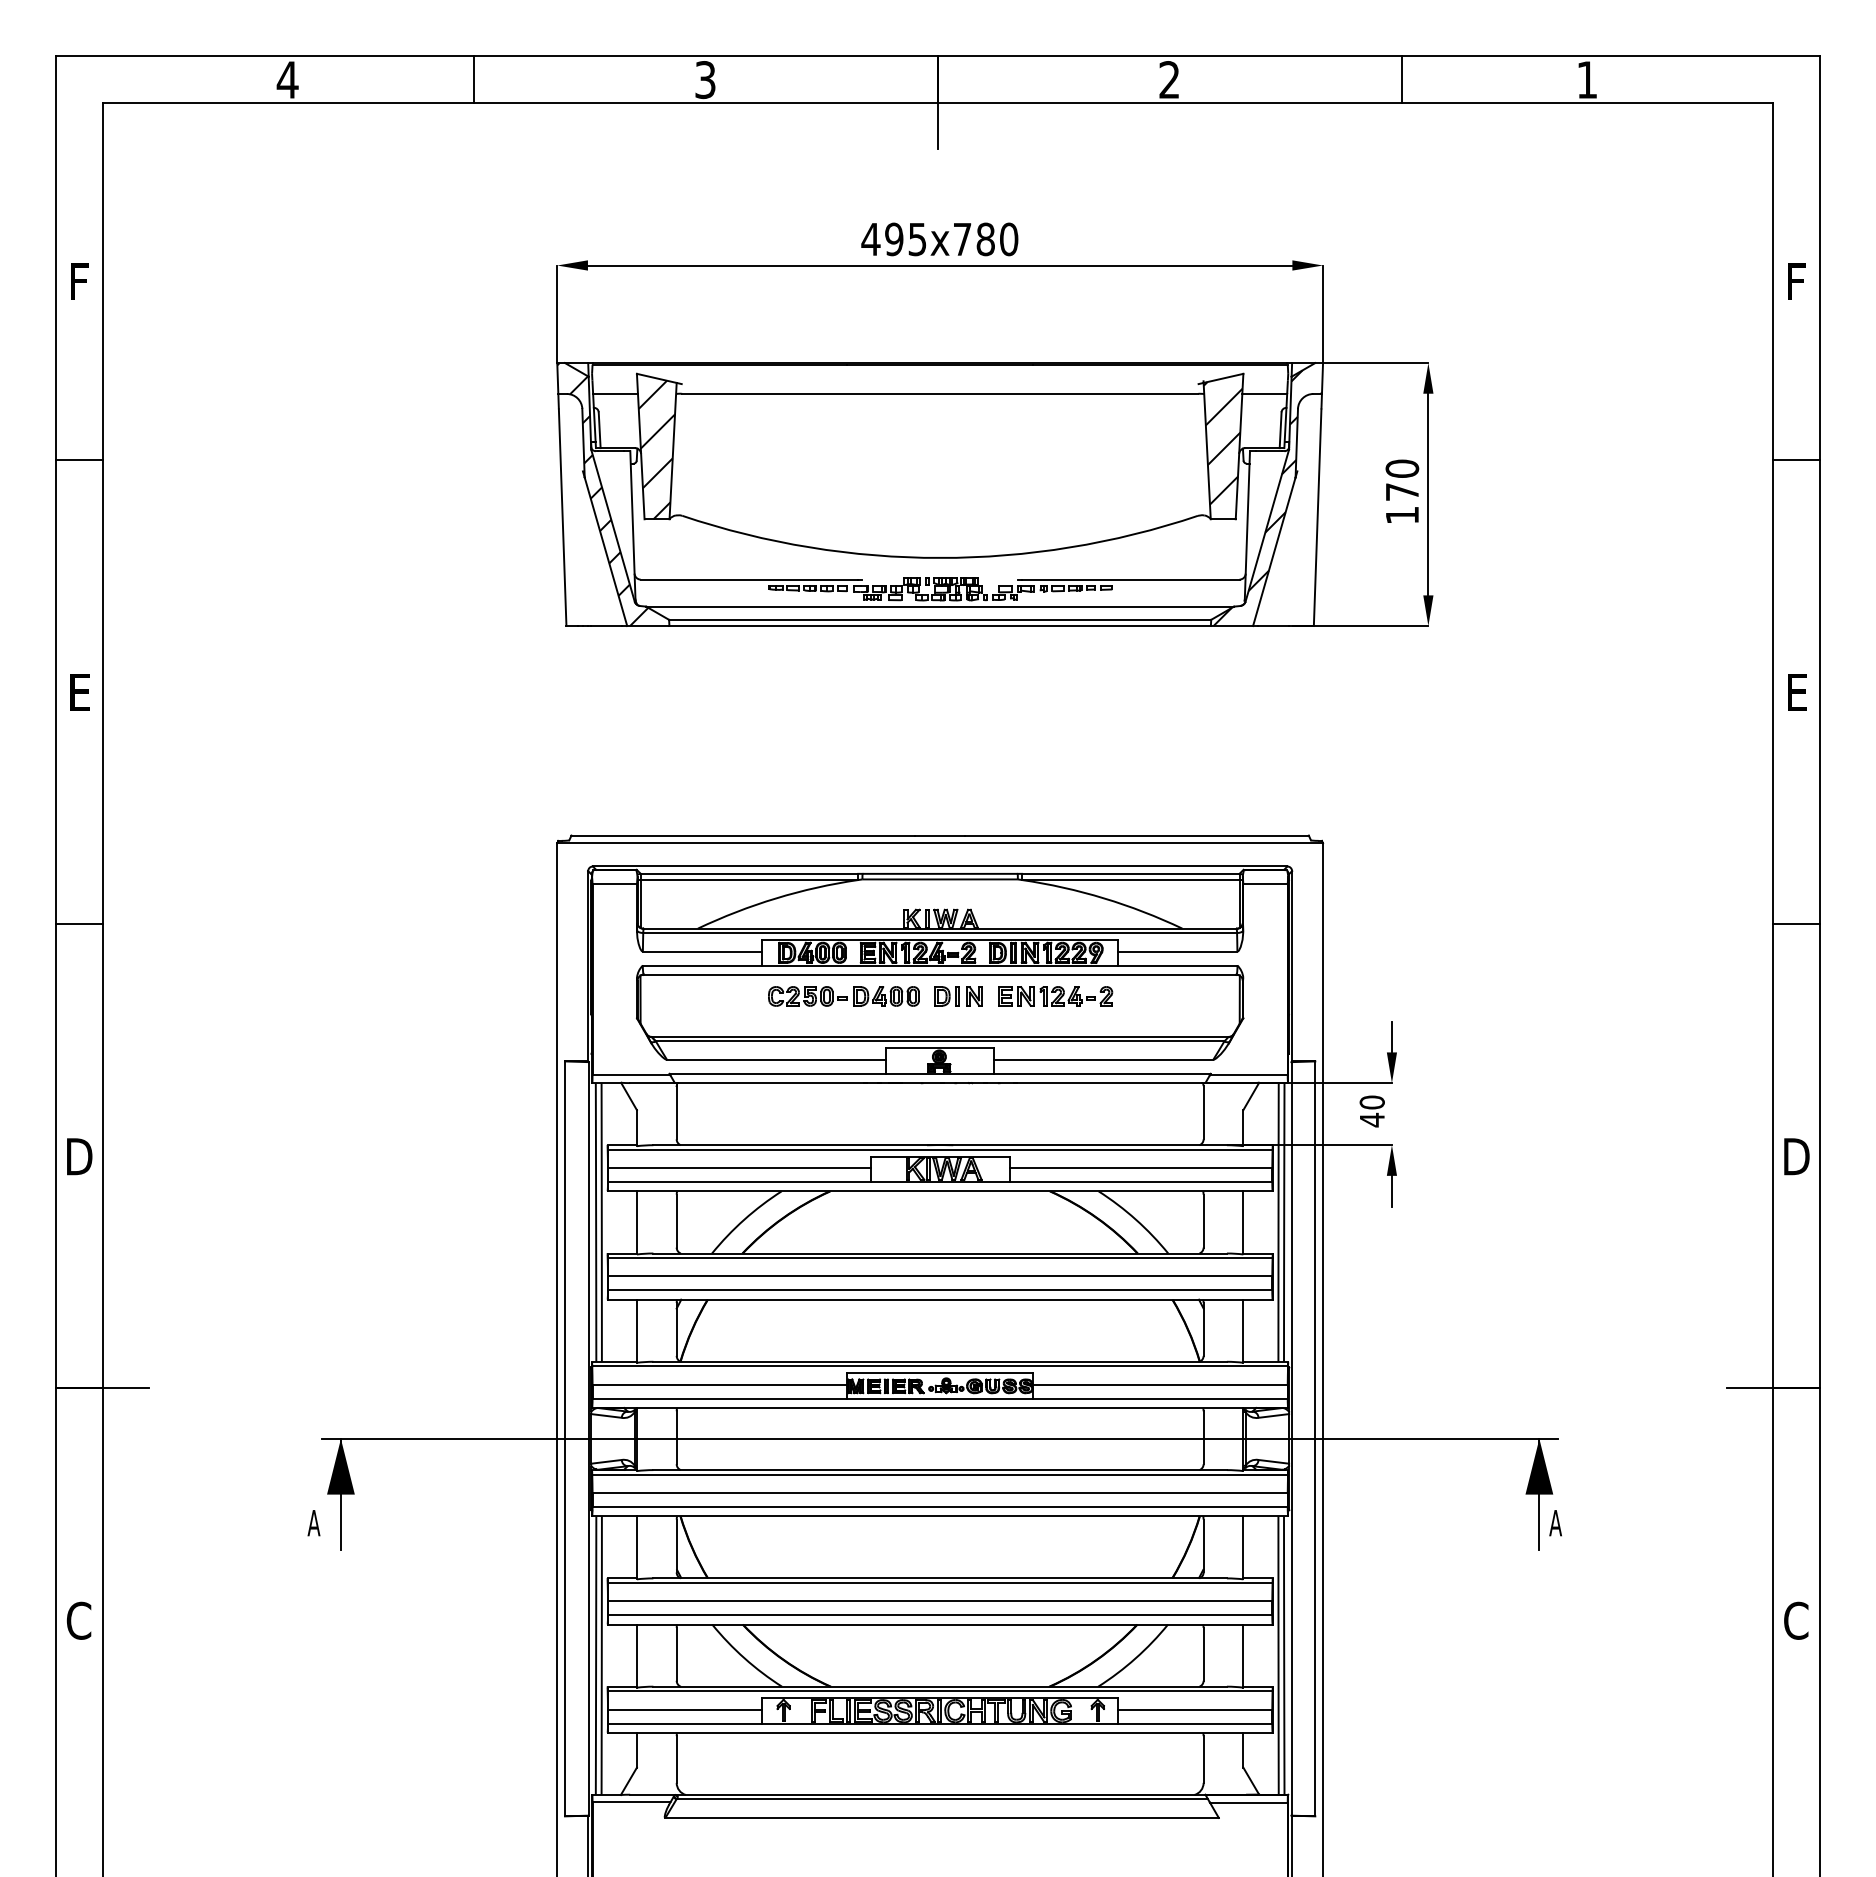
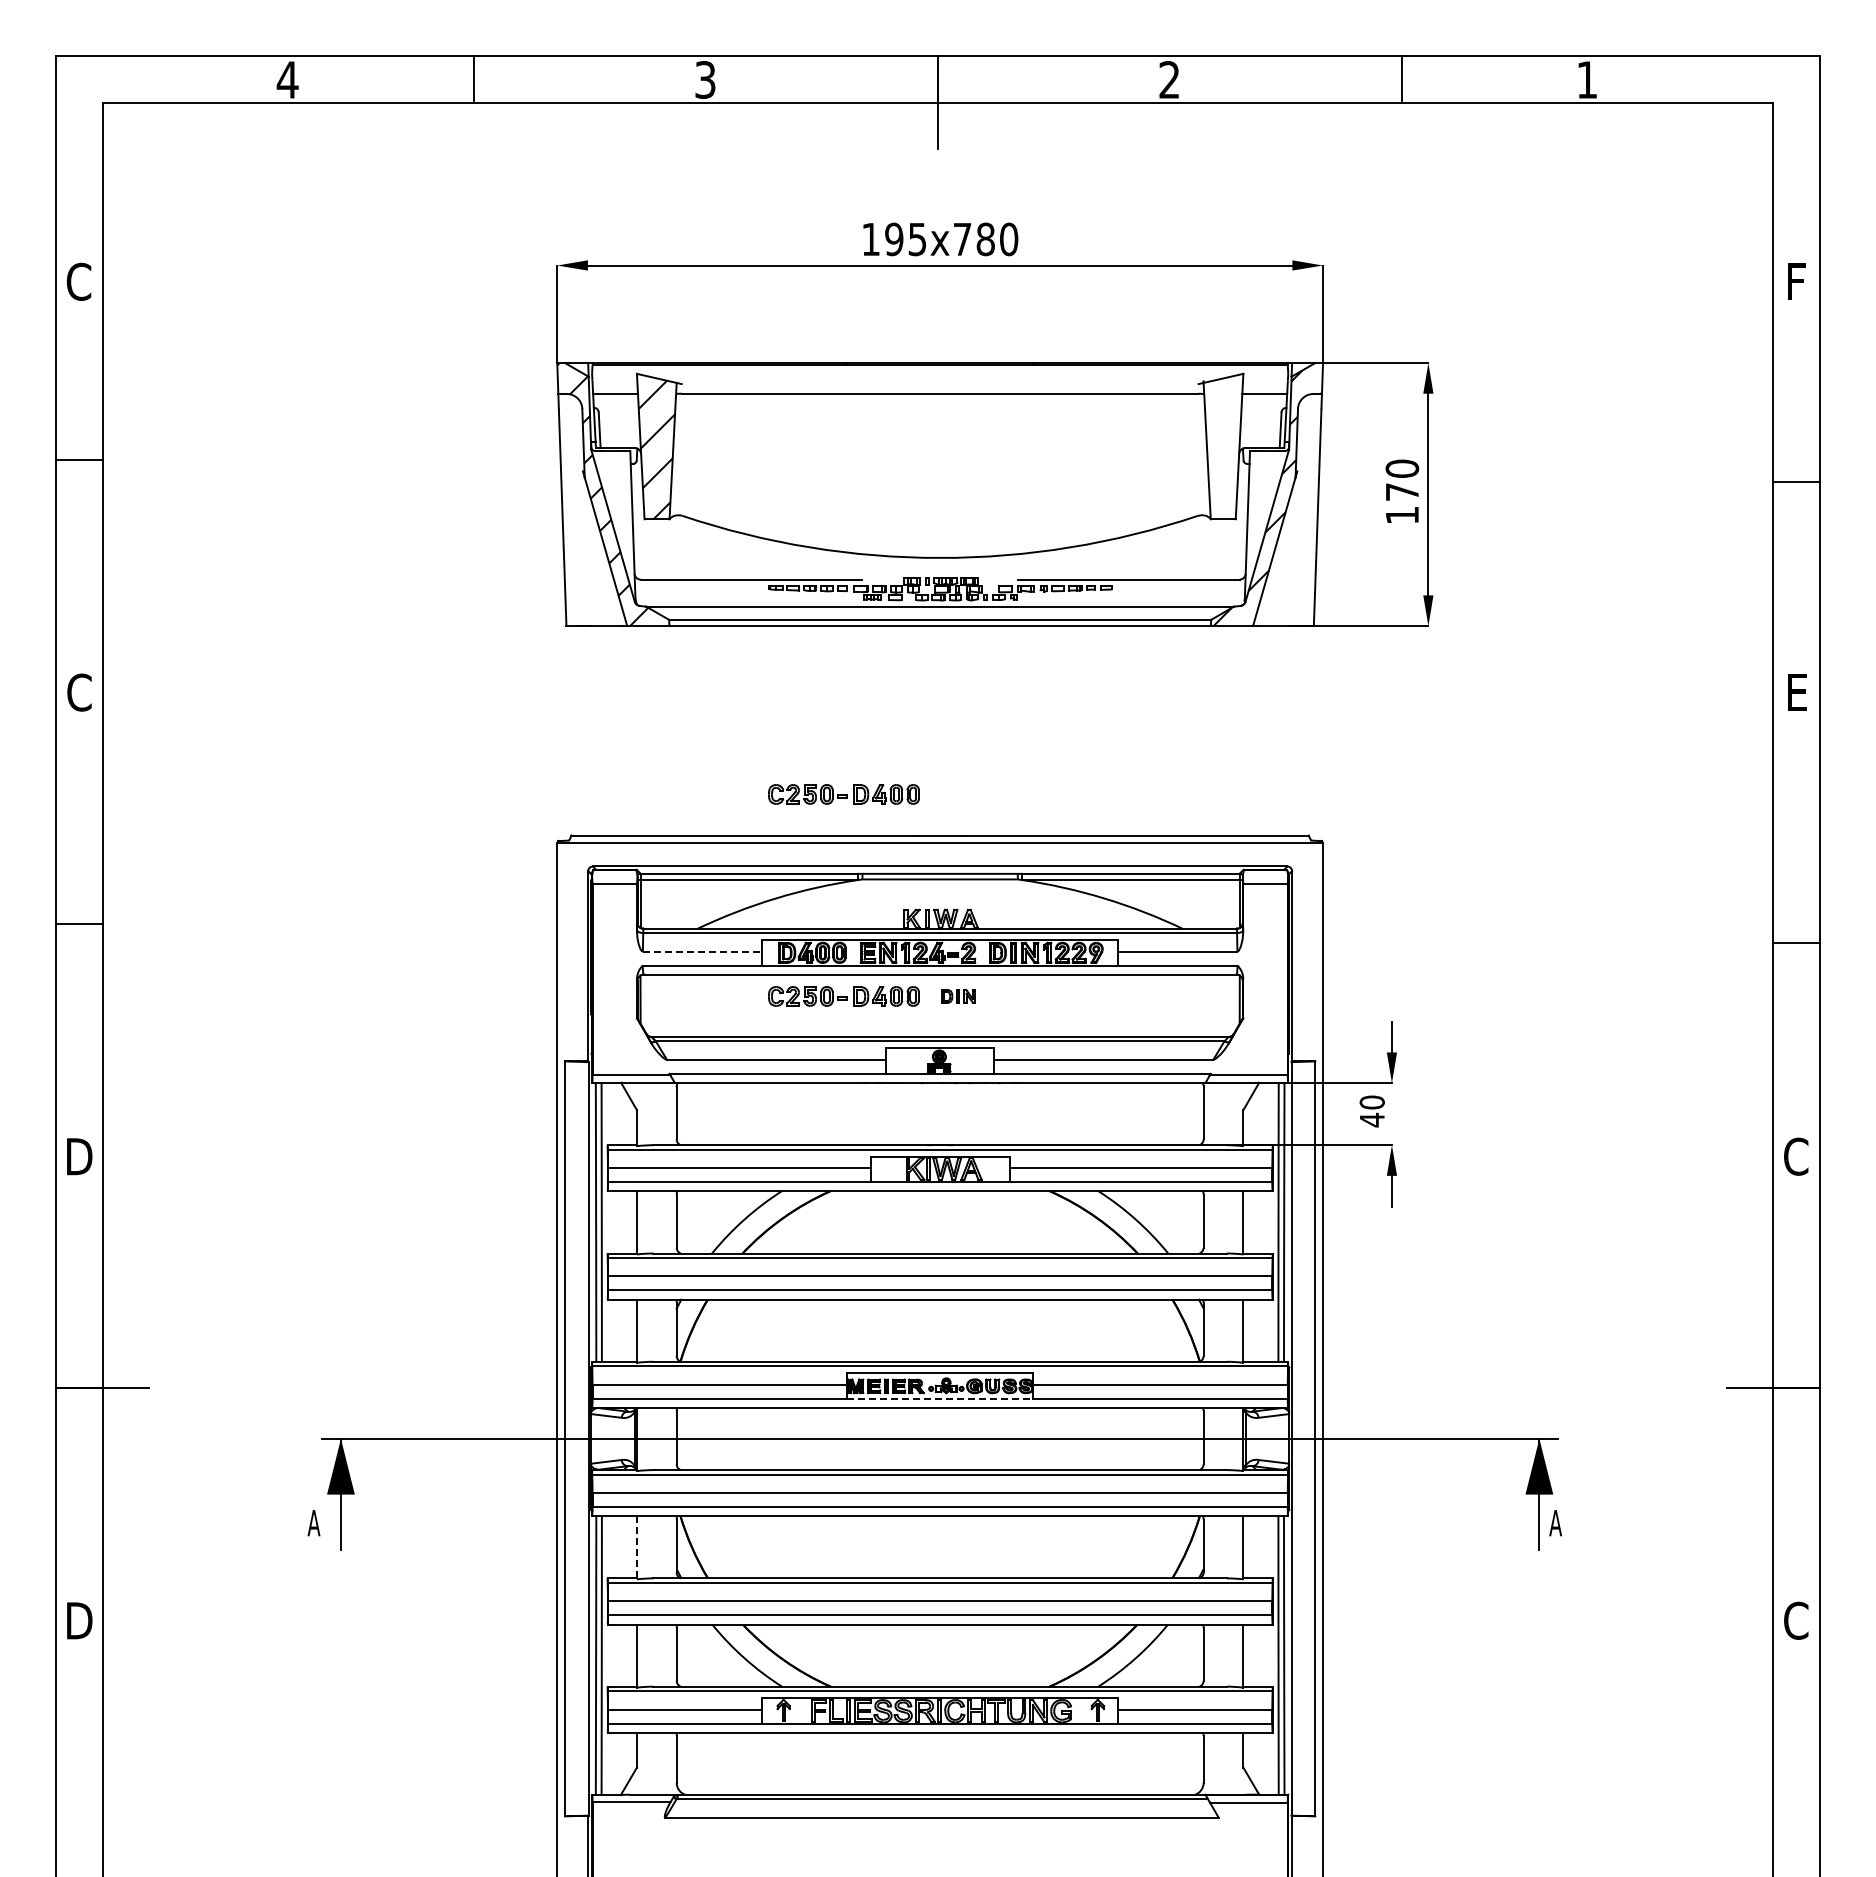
text: 495x780 -> 195x780 (870, 239)
text: F -> C (78, 281)
hatch: present -> none (1222, 443)
line position: (1796, 460) -> (1796, 482) (1796, 482)
text: E -> C (79, 692)
part: none -> present (843, 794)
line position: (1796, 924) -> (1796, 943) (1796, 943)
line: solid -> dashed (702, 951)
part size: 49x21 px -> 35x16 px (958, 995)
part: present -> none (1055, 996)
text: D -> C (1796, 1156)
line: solid -> dashed (940, 1398)
line: solid -> dashed (636, 1547)
text: C -> D (79, 1620)
